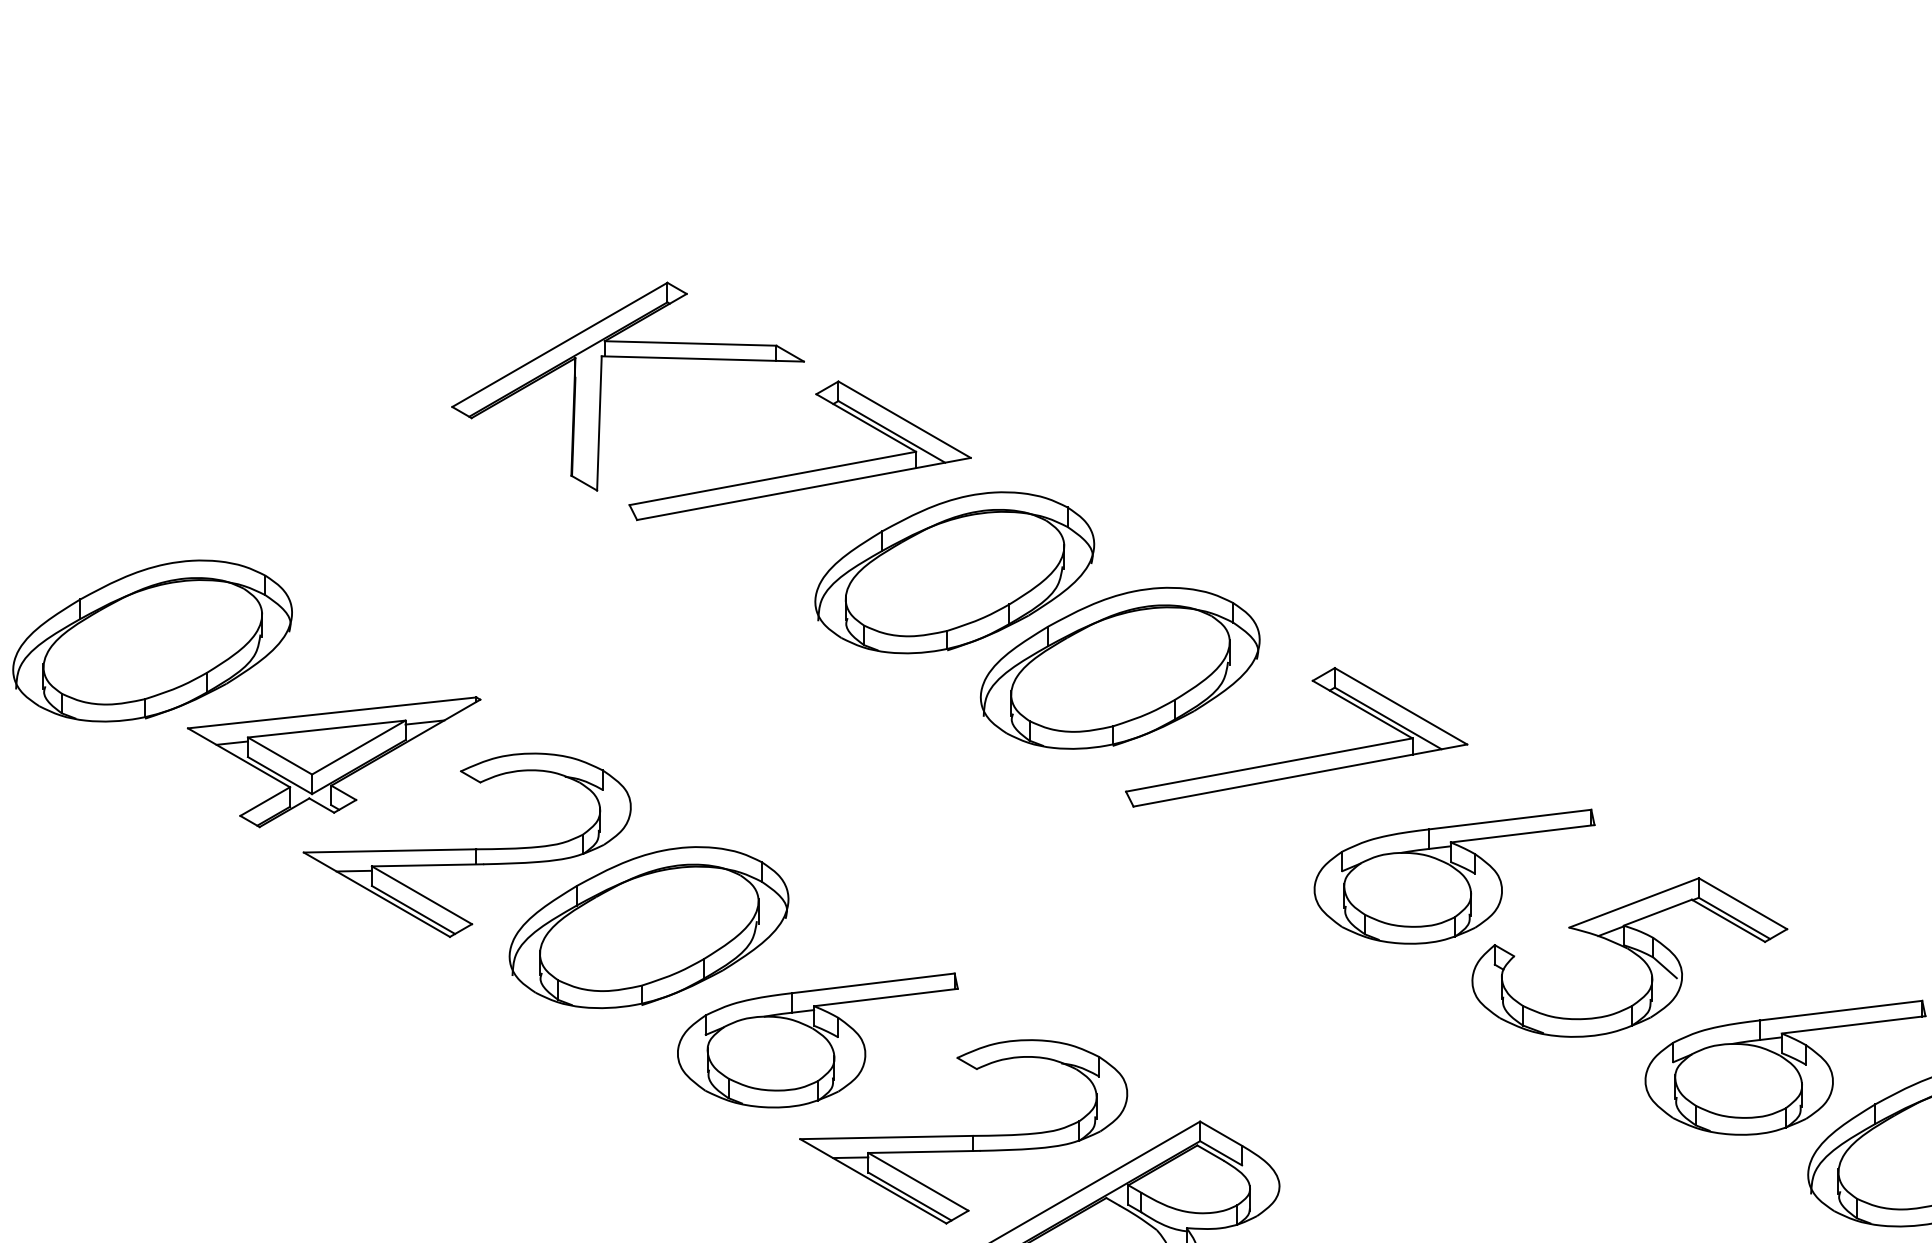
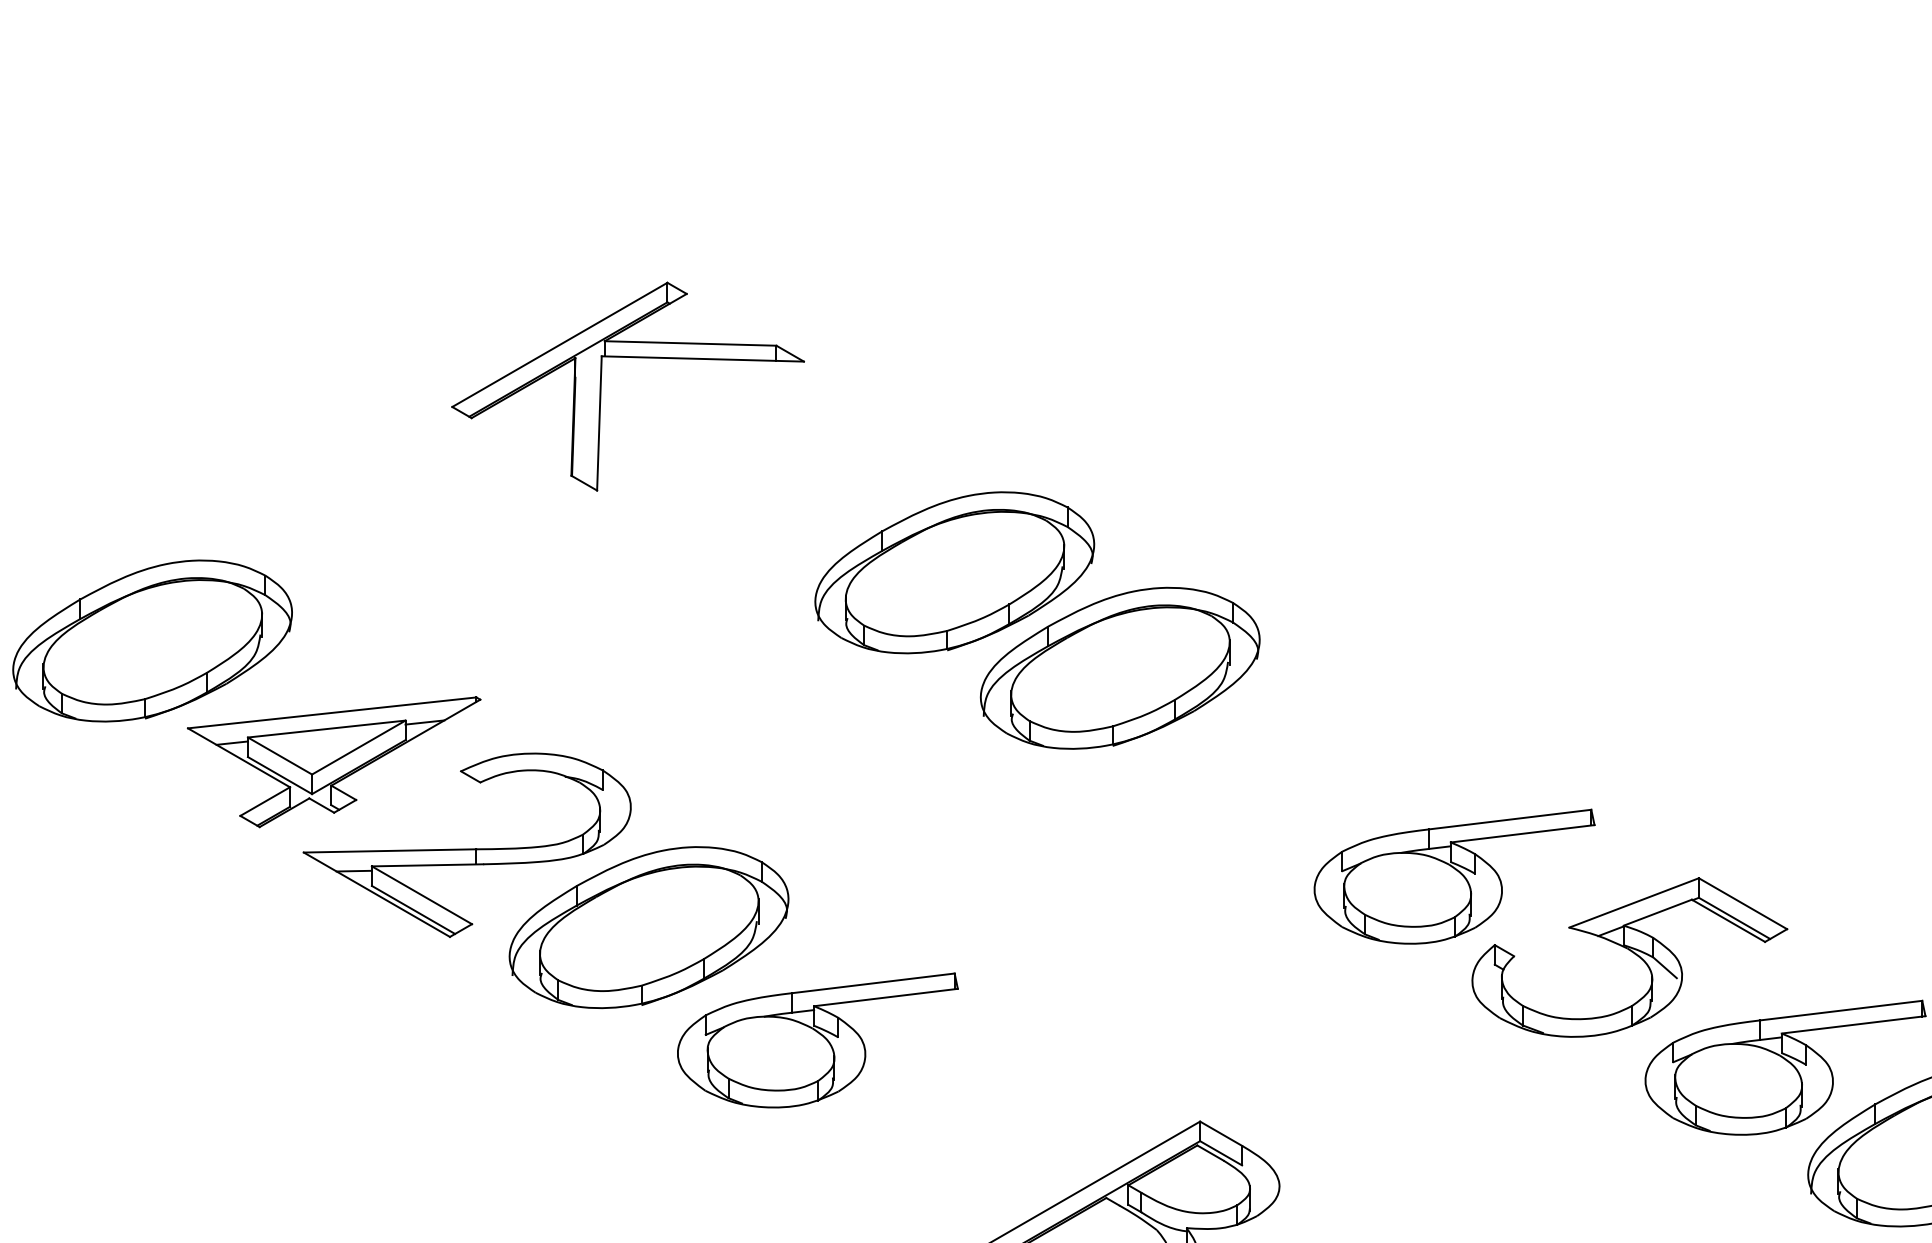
part: present -> none (803, 471)
part: present -> none (1297, 758)
part: present -> none (963, 1131)
